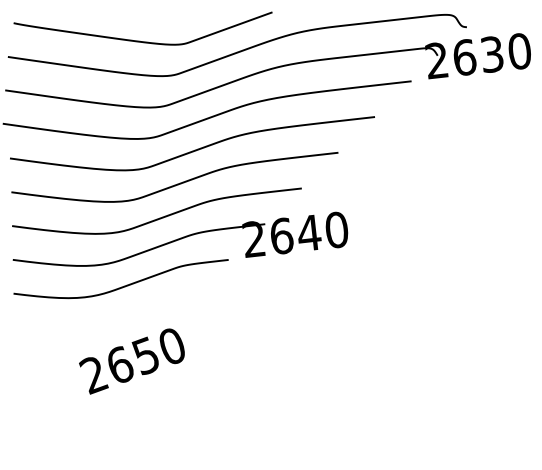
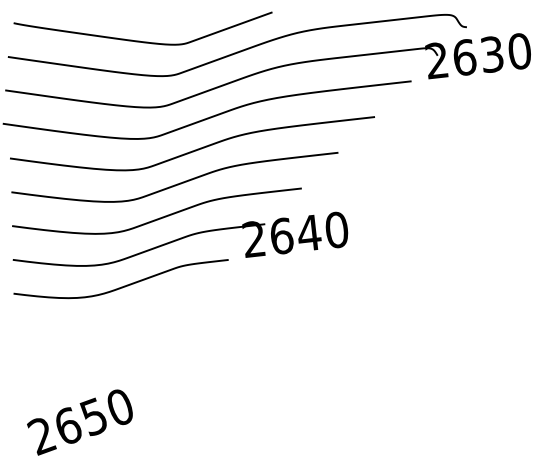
text position: (131, 361) -> (79, 422) (79, 422)
